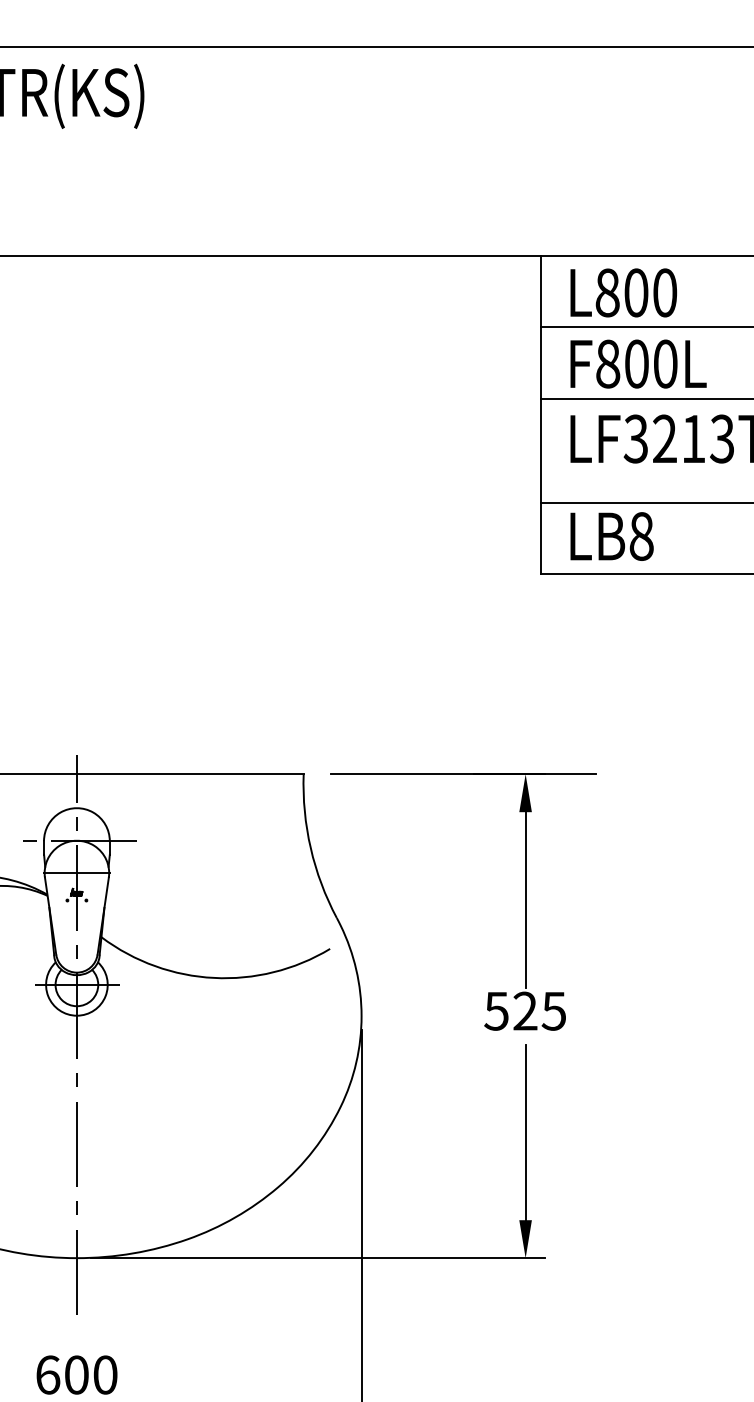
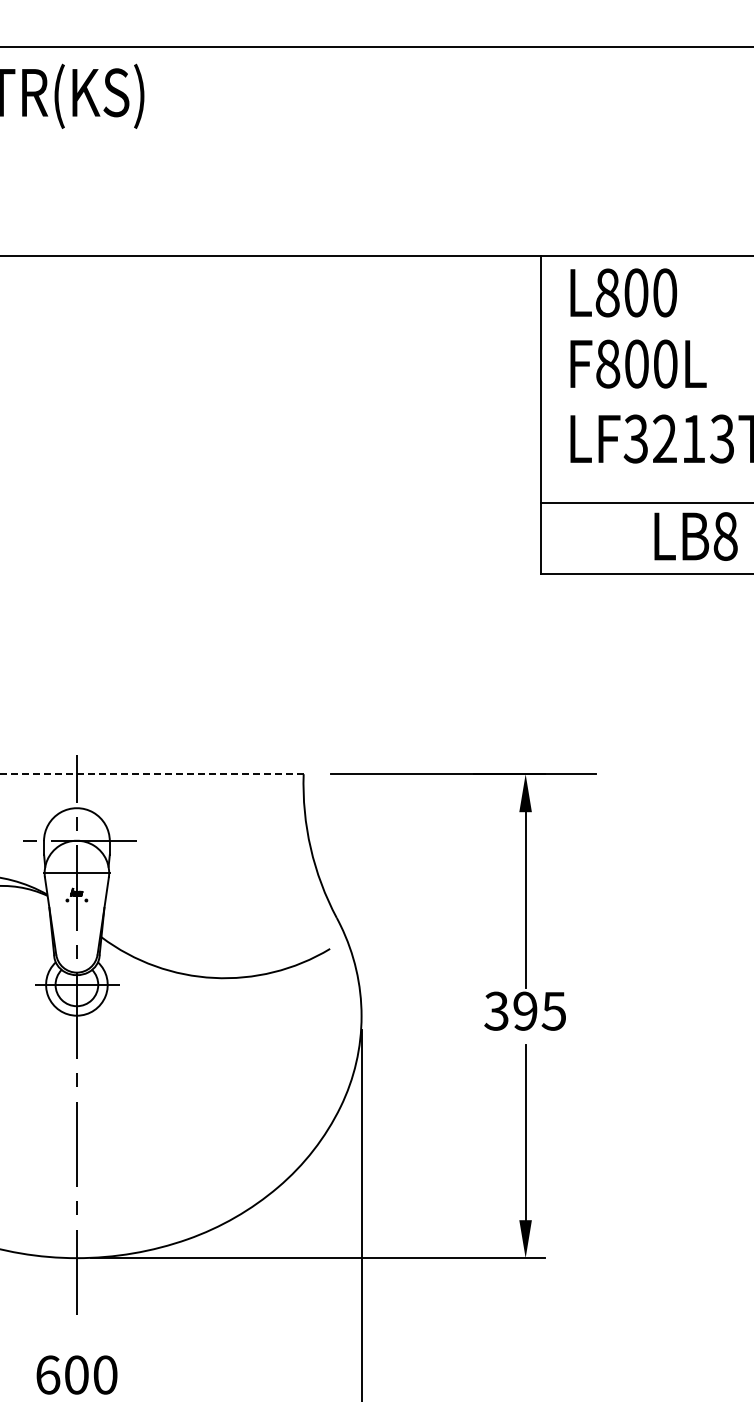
line: present -> none (645, 327)
line: present -> none (645, 398)
text position: (611, 536) -> (695, 536) (695, 536)
line: solid -> dashed (151, 774)
text: 525 -> 395 (510, 1010)
